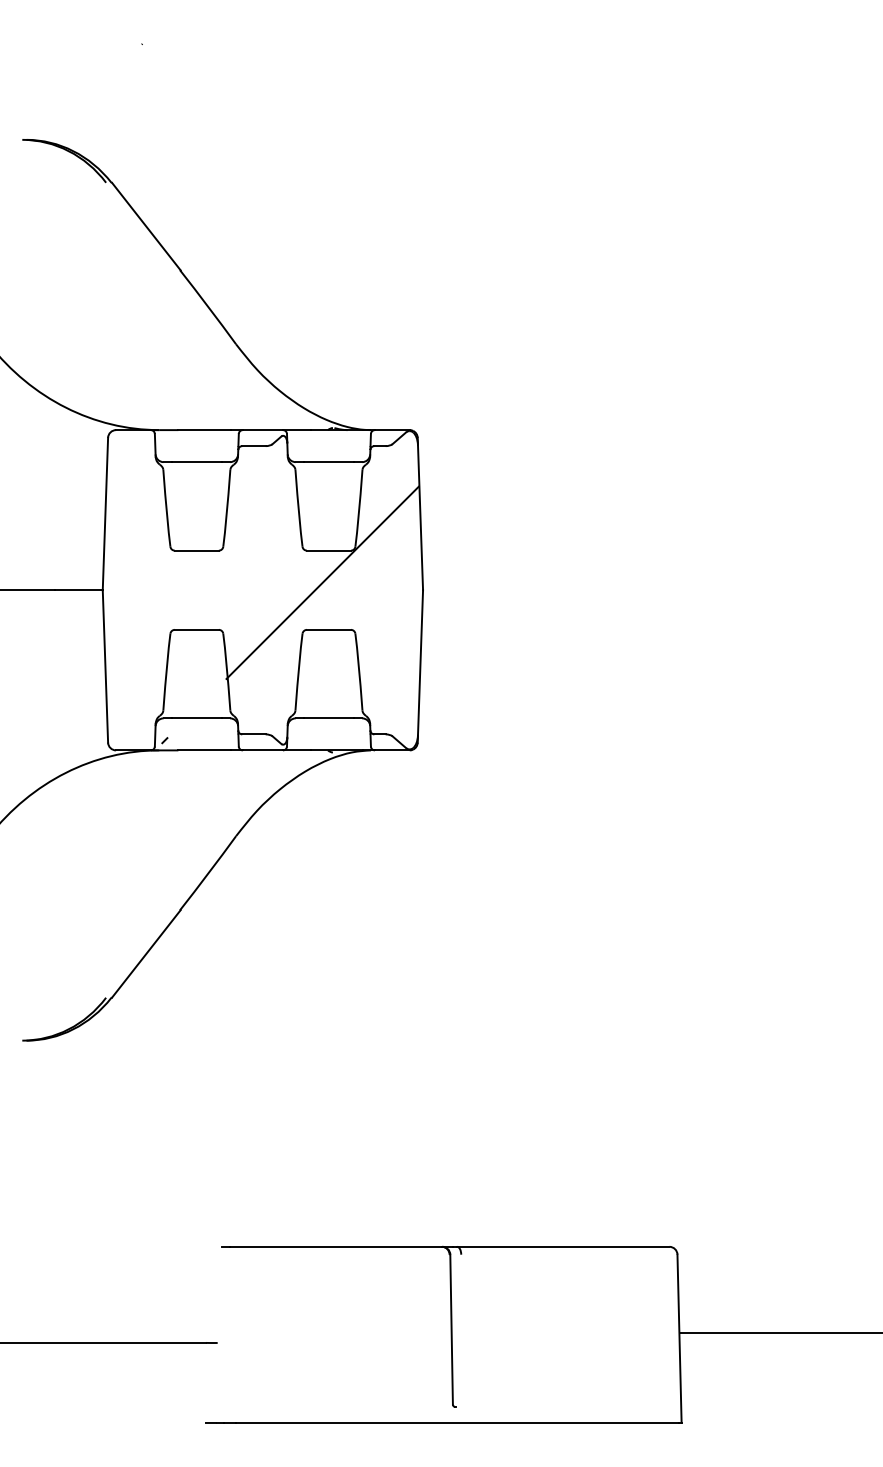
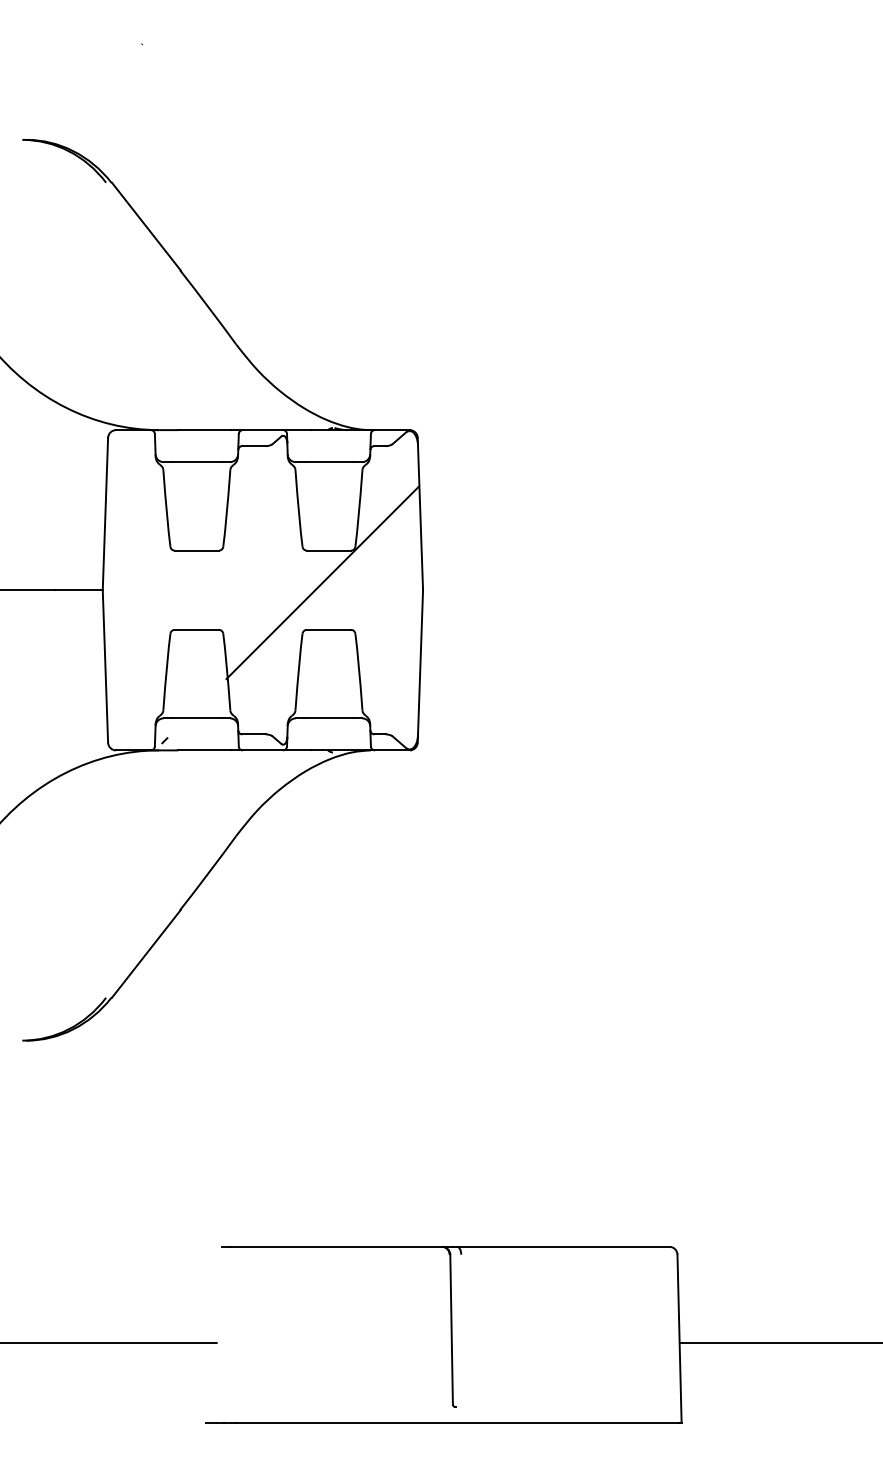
line position: (779, 1332) -> (779, 1342) (779, 1342)
